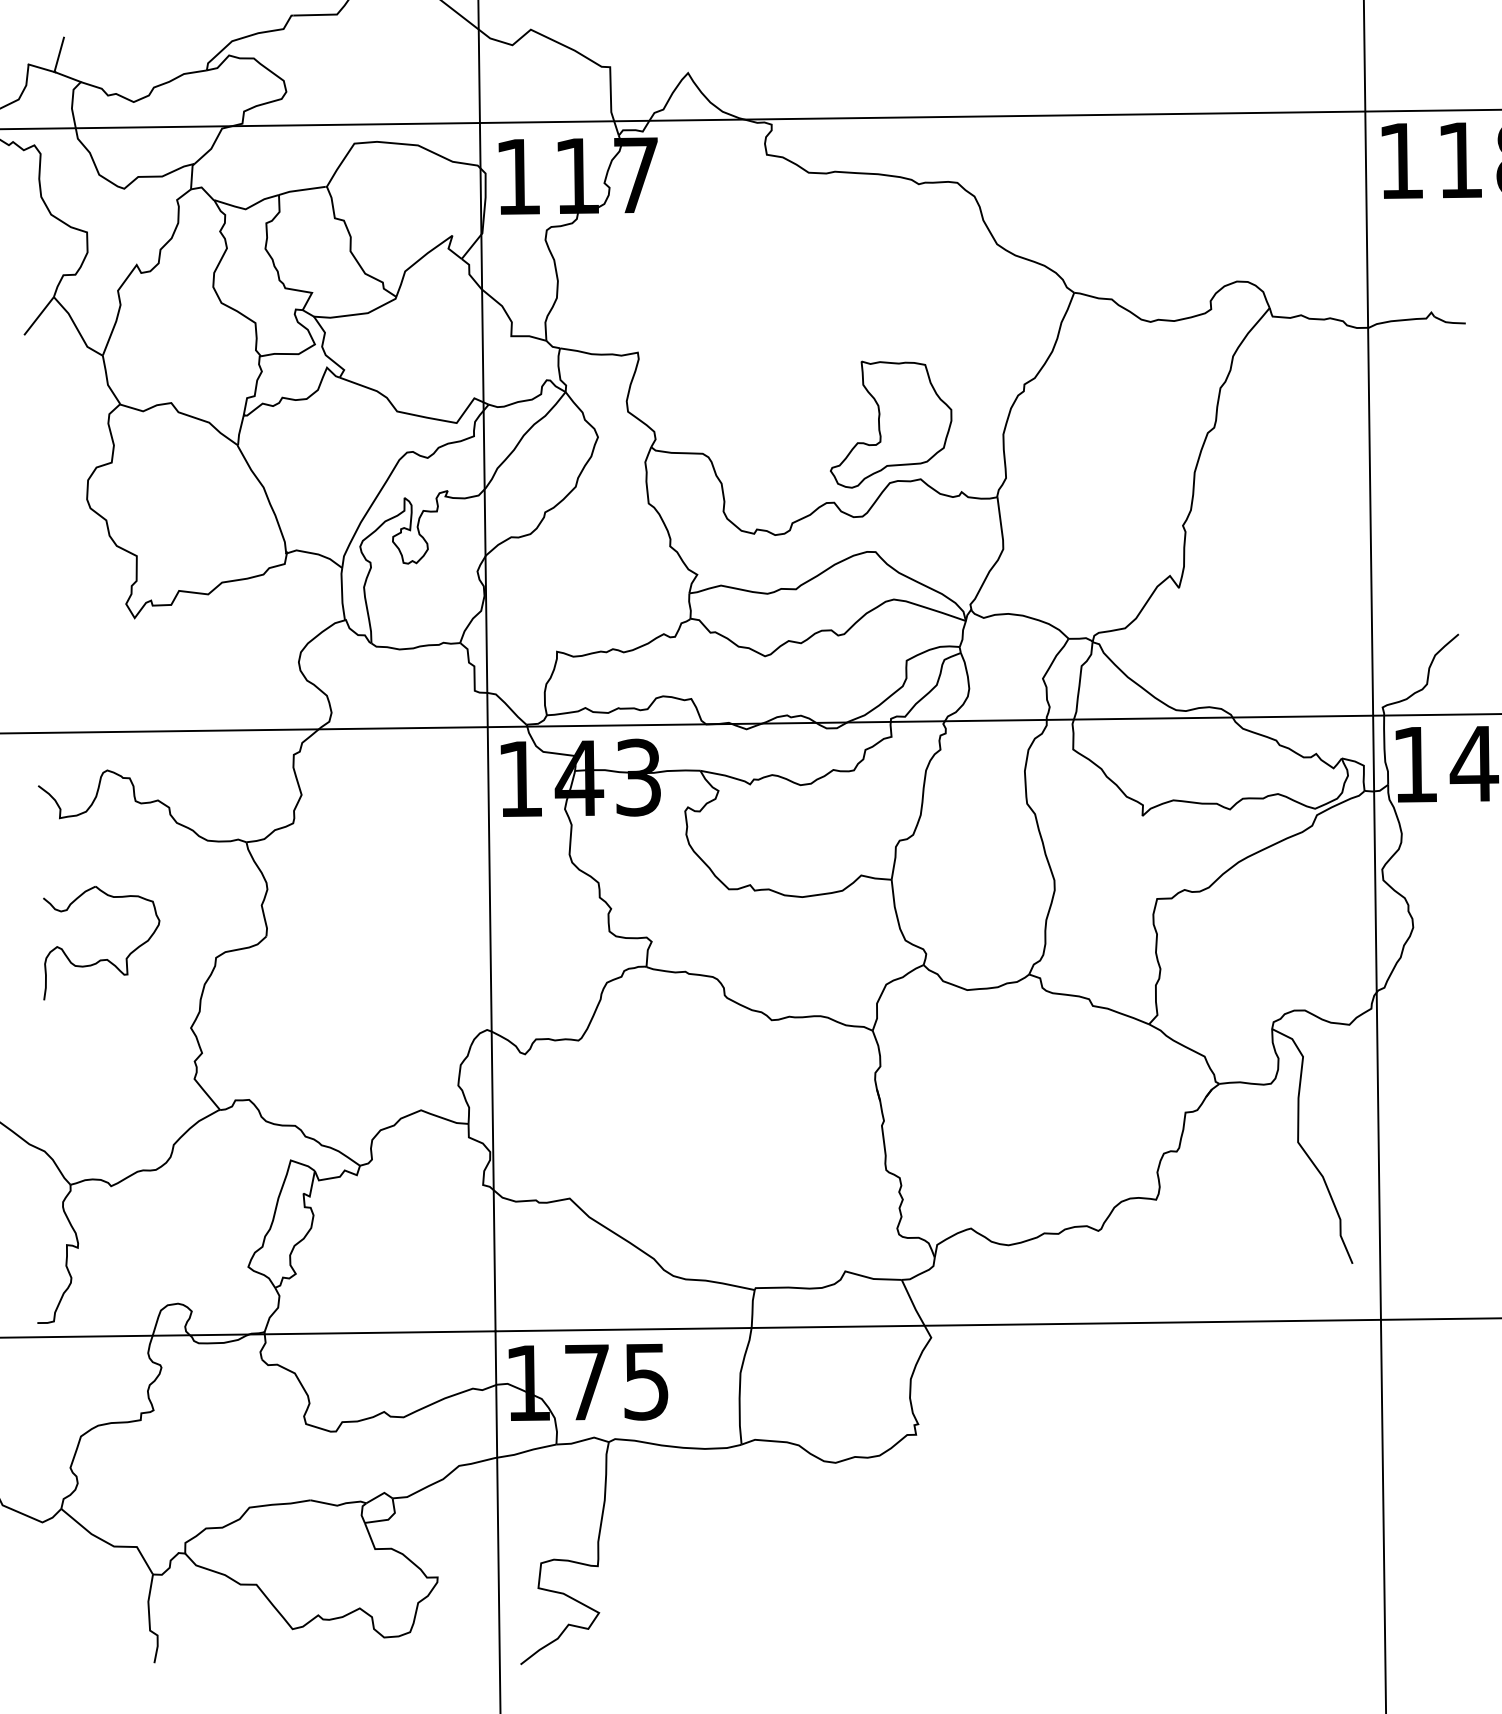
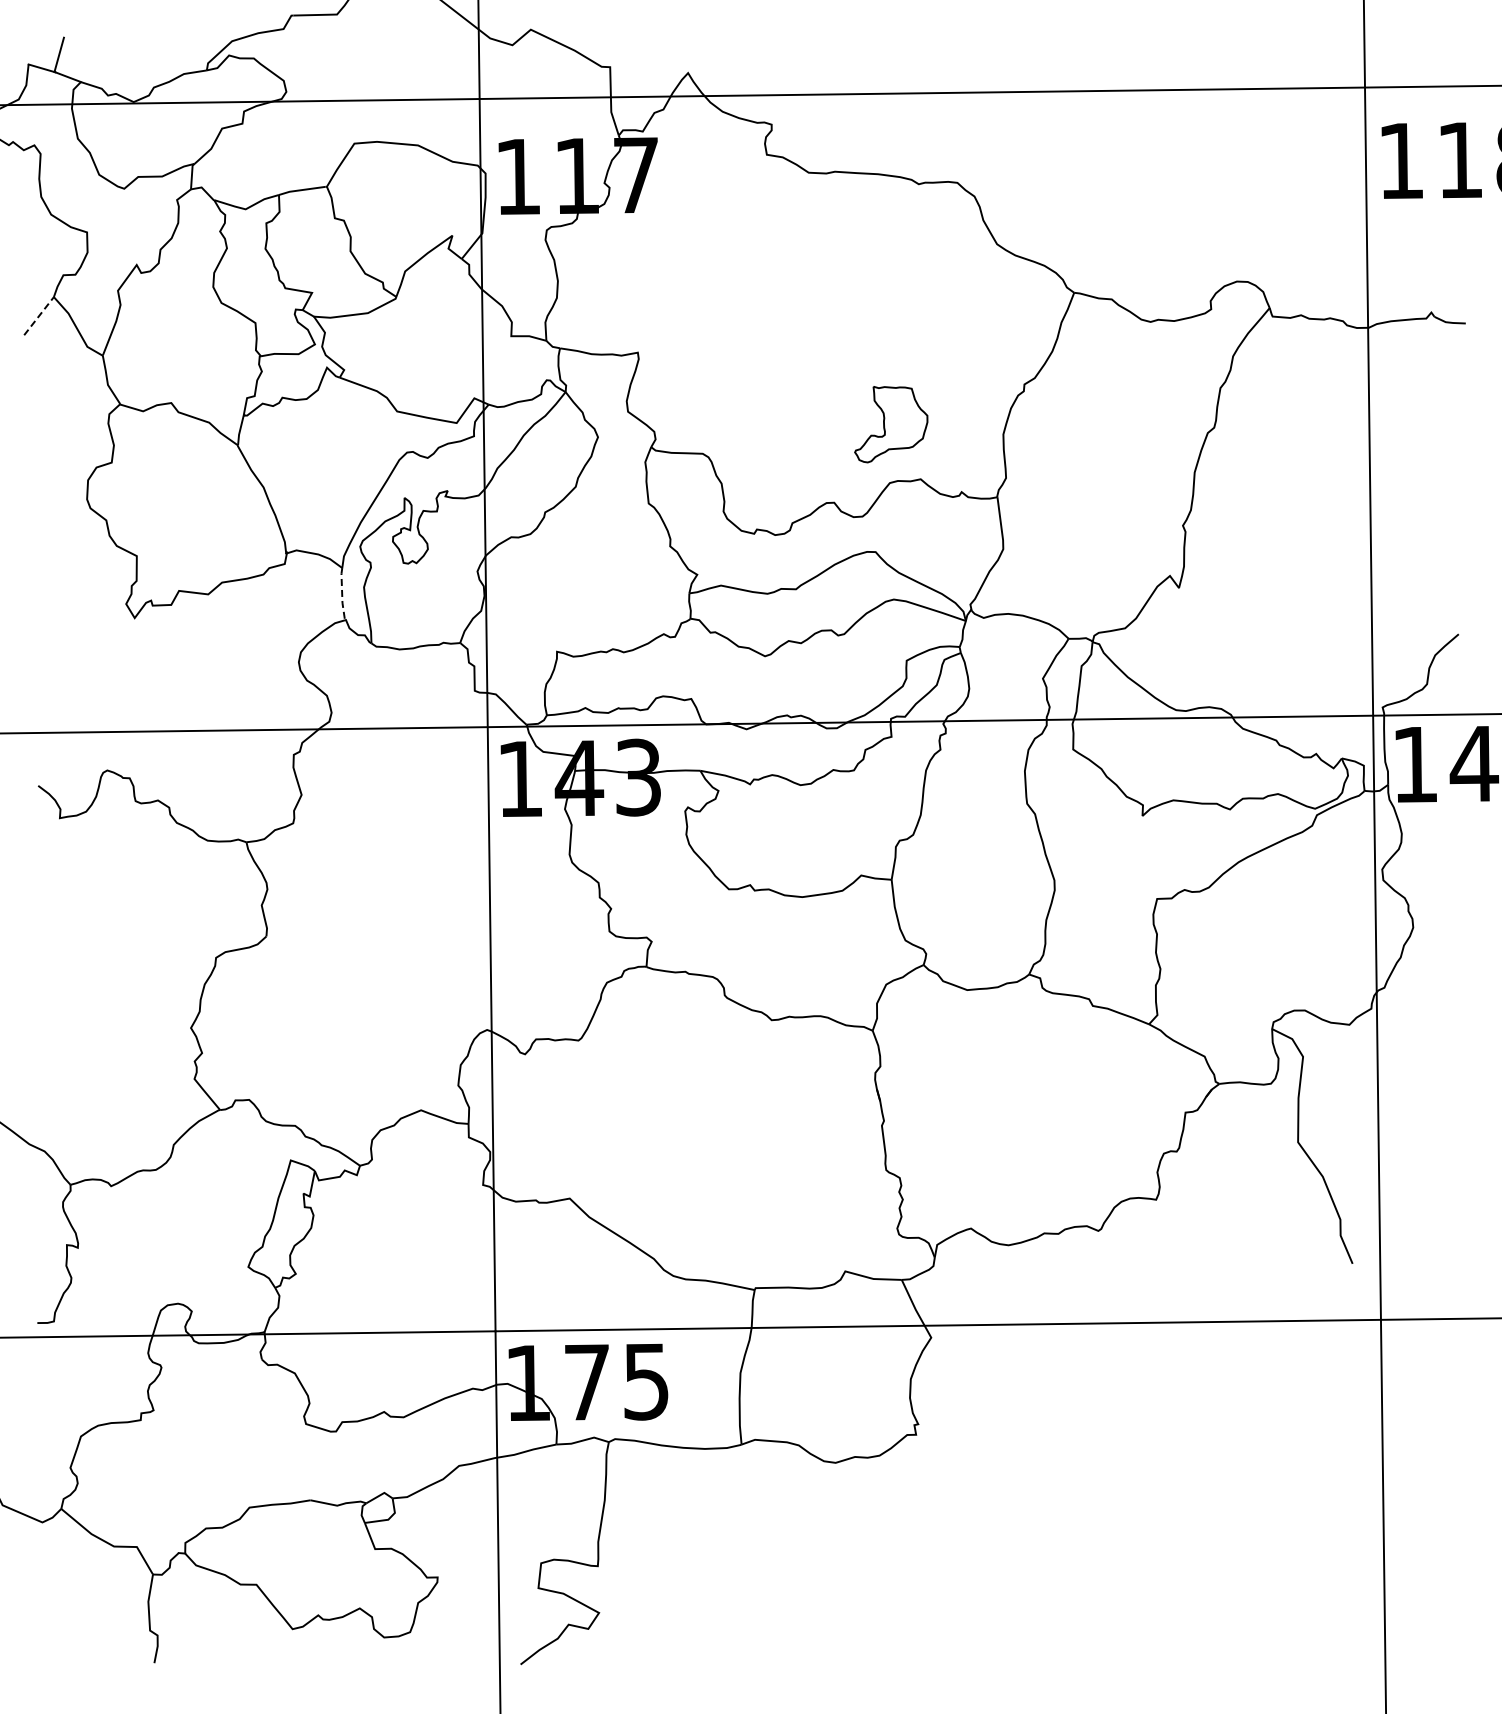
line position: (750, 119) -> (750, 95) (750, 95)
line: solid -> dashed (39, 315)
part size: 123x129 px -> 75x78 px (891, 424)
line: solid -> dashed (342, 594)
part: present -> none (101, 959)
